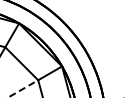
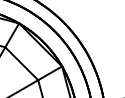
line: dashed -> solid (22, 89)
